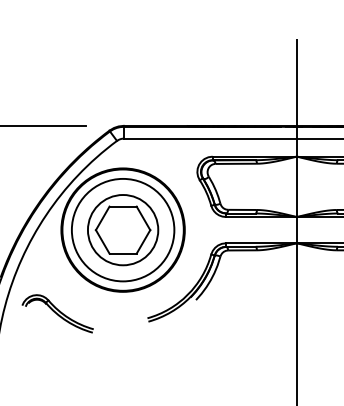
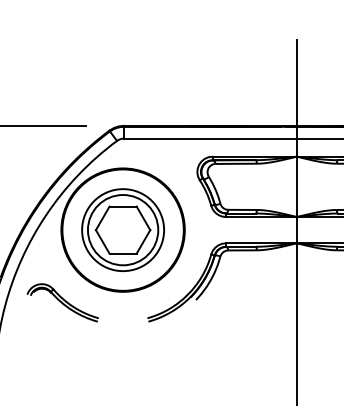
circle diameter: 102 px -> 82 px (123, 230)
part position: (57, 313) -> (62, 302) (62, 302)
